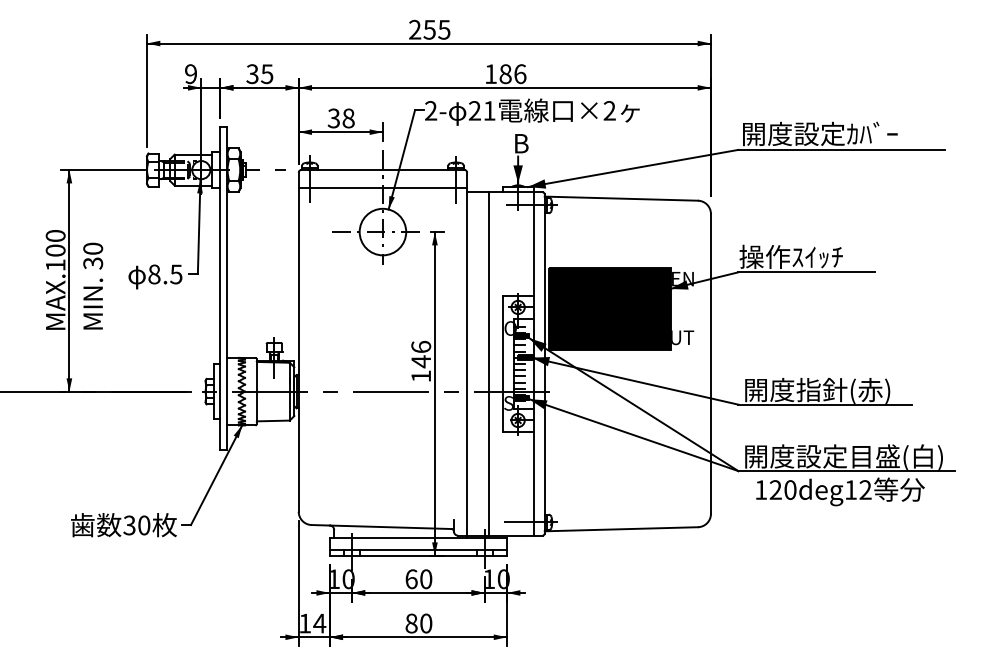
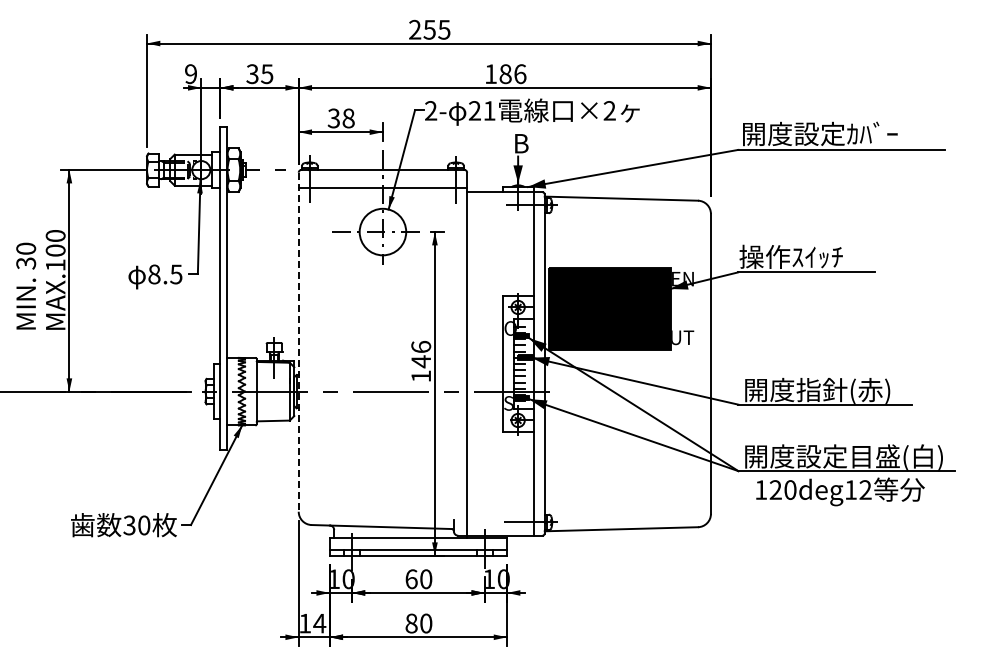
text position: (93, 285) -> (26, 285) (26, 285)
line: solid -> dashed (298, 342)
line: present -> none (489, 363)
